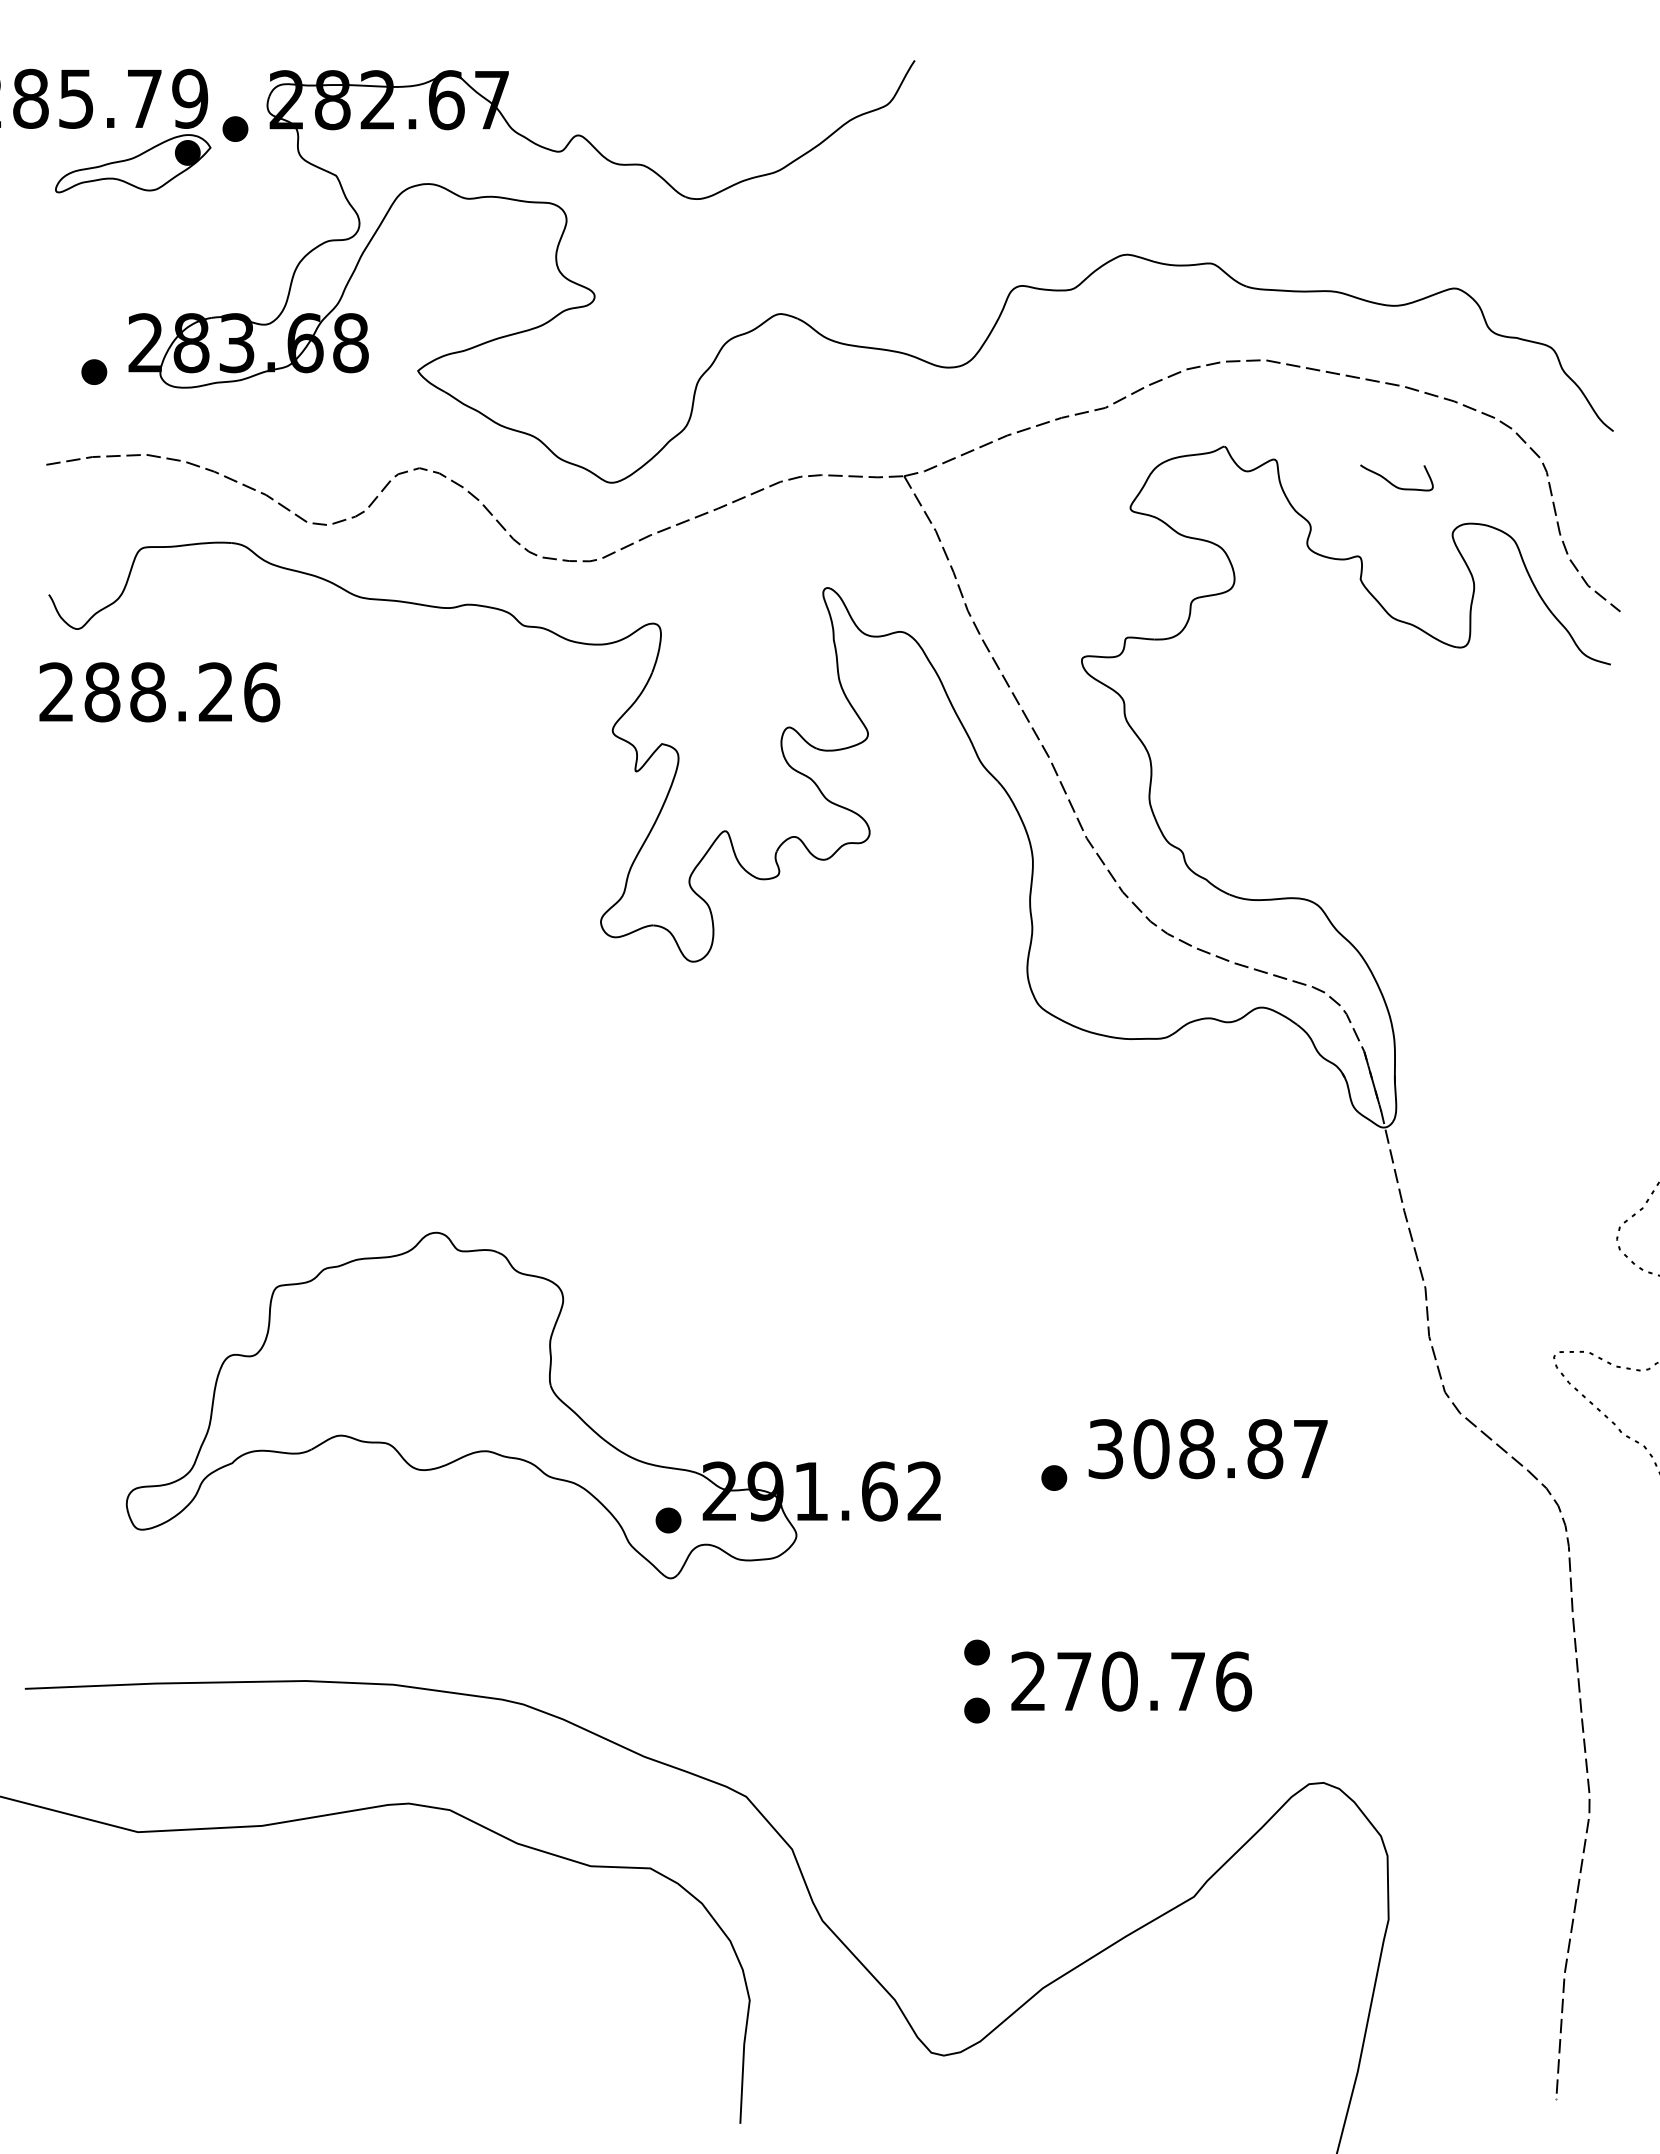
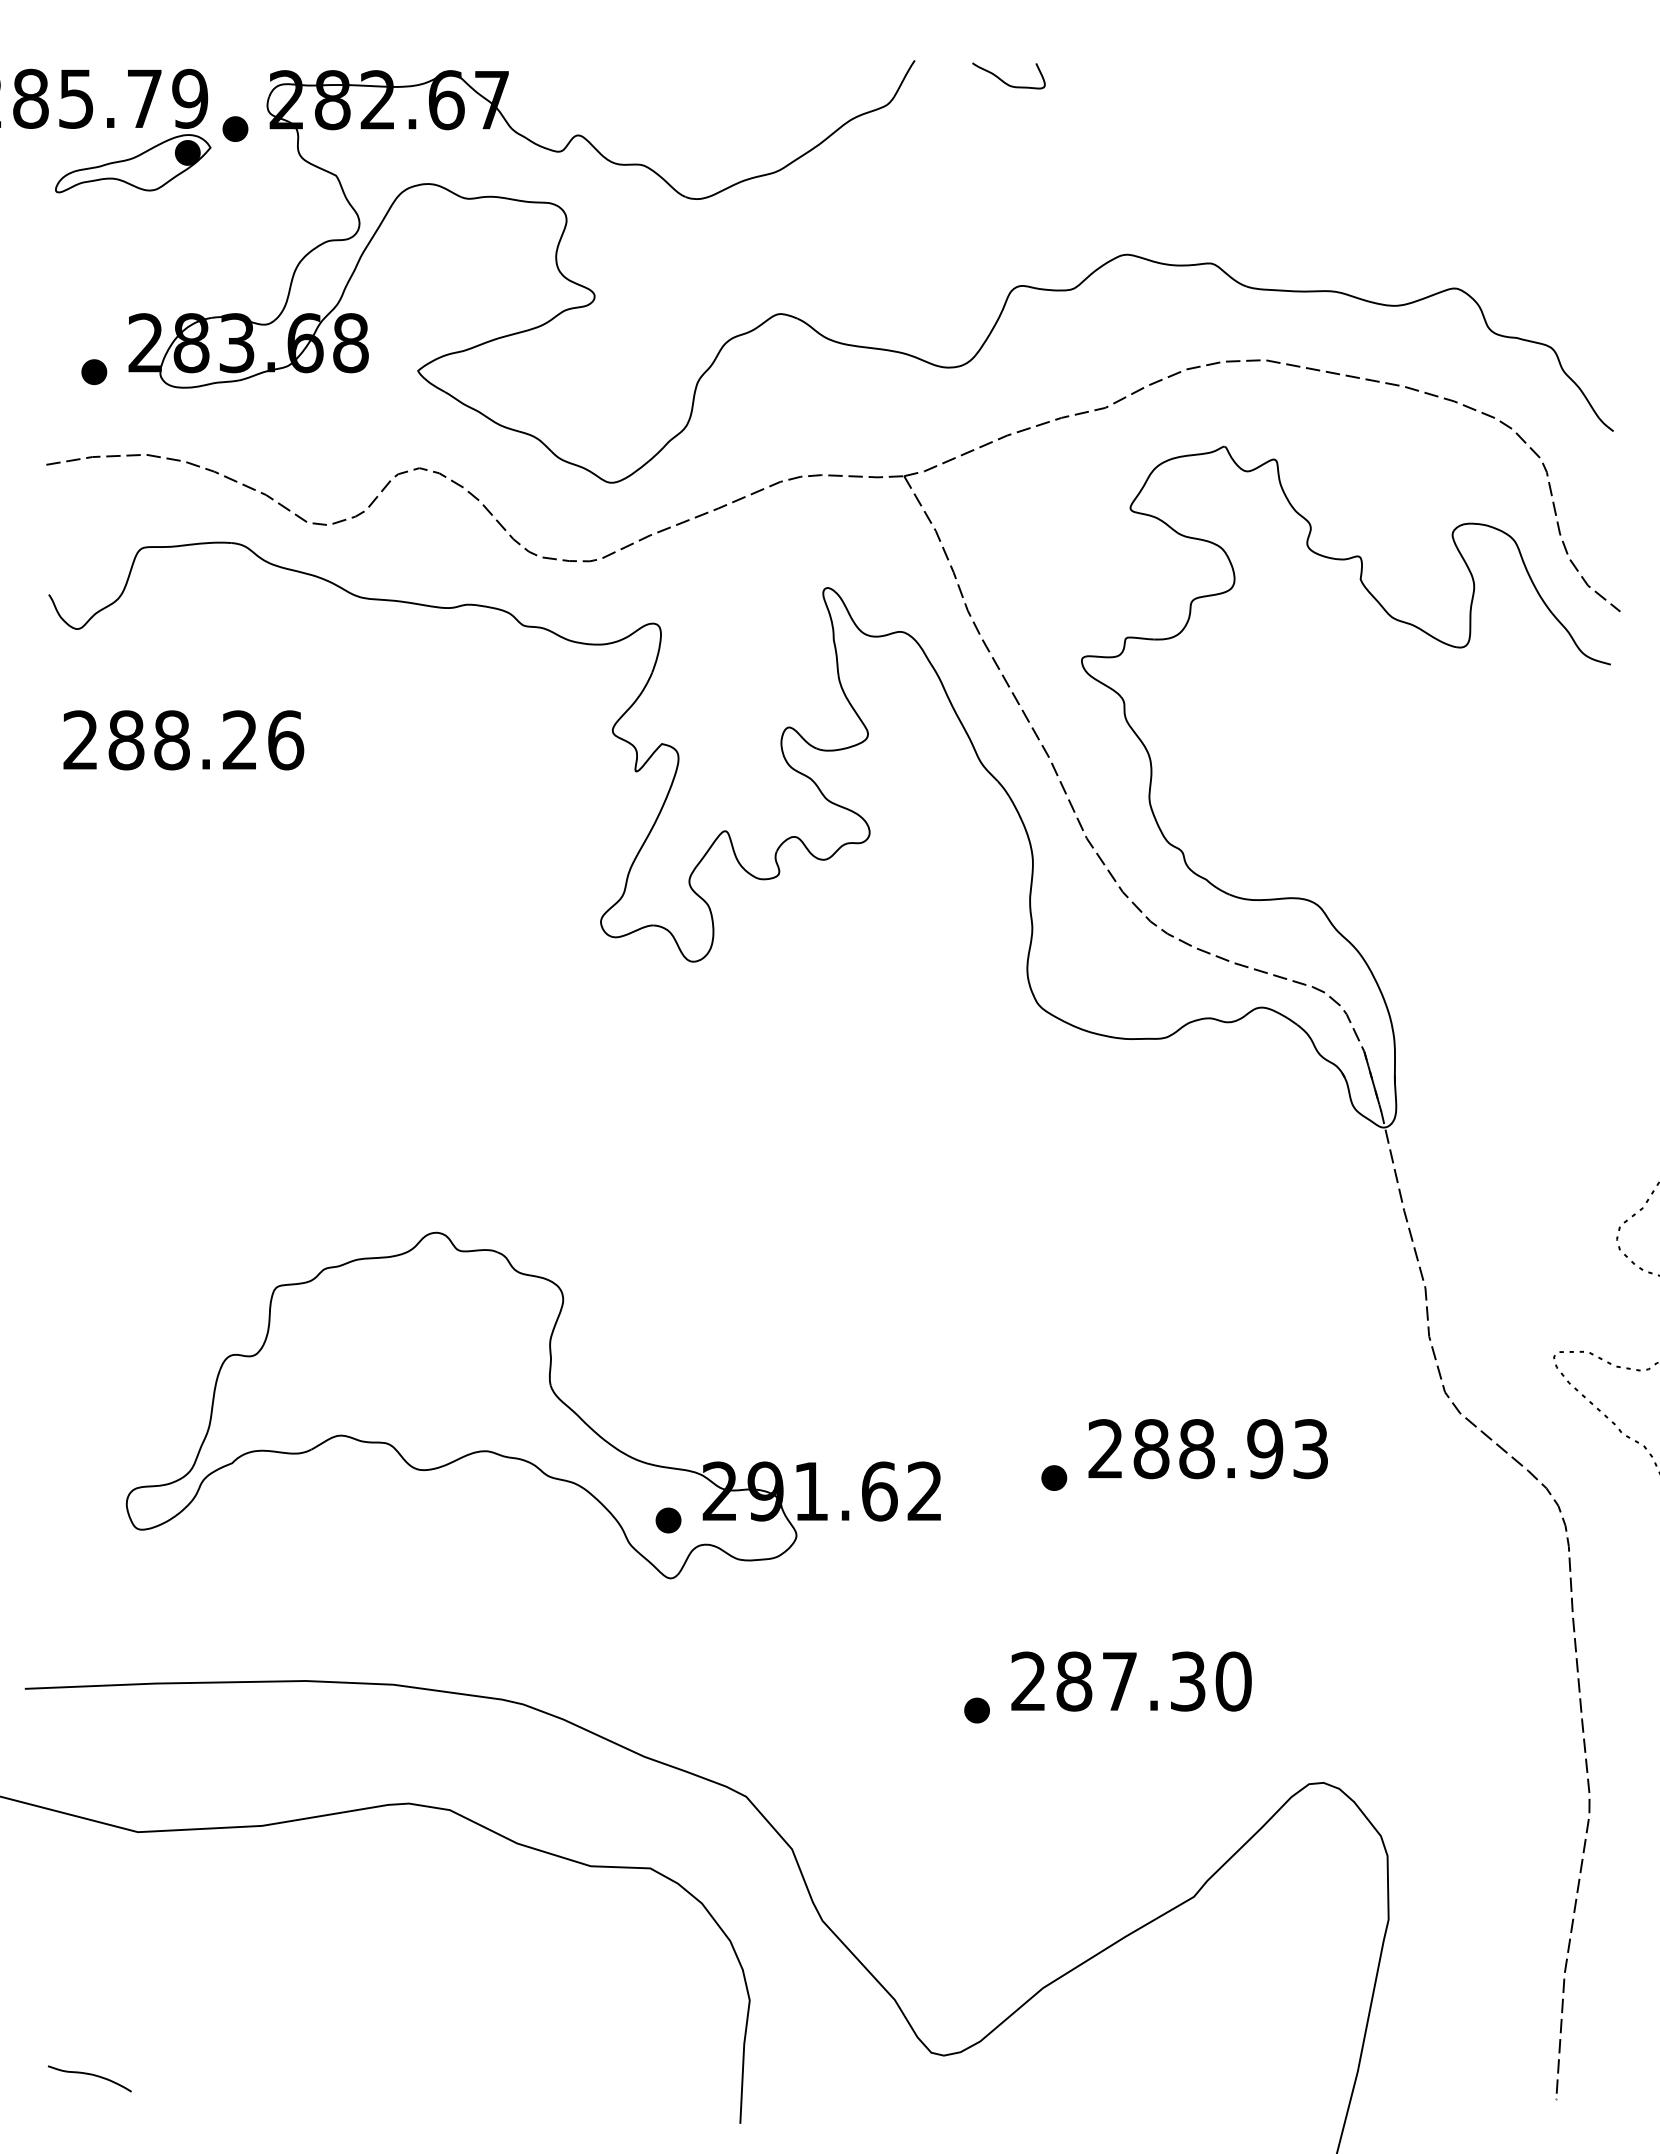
curve position: (1391, 482) -> (1003, 80) (1003, 80)
text position: (159, 692) -> (183, 740) (183, 740)
text: 308.87 -> 288.93 (1207, 1449)
part: present -> none (976, 1652)
text: 270.76 -> 287.30 (1154, 1681)
curve: none -> present (90, 2075)
